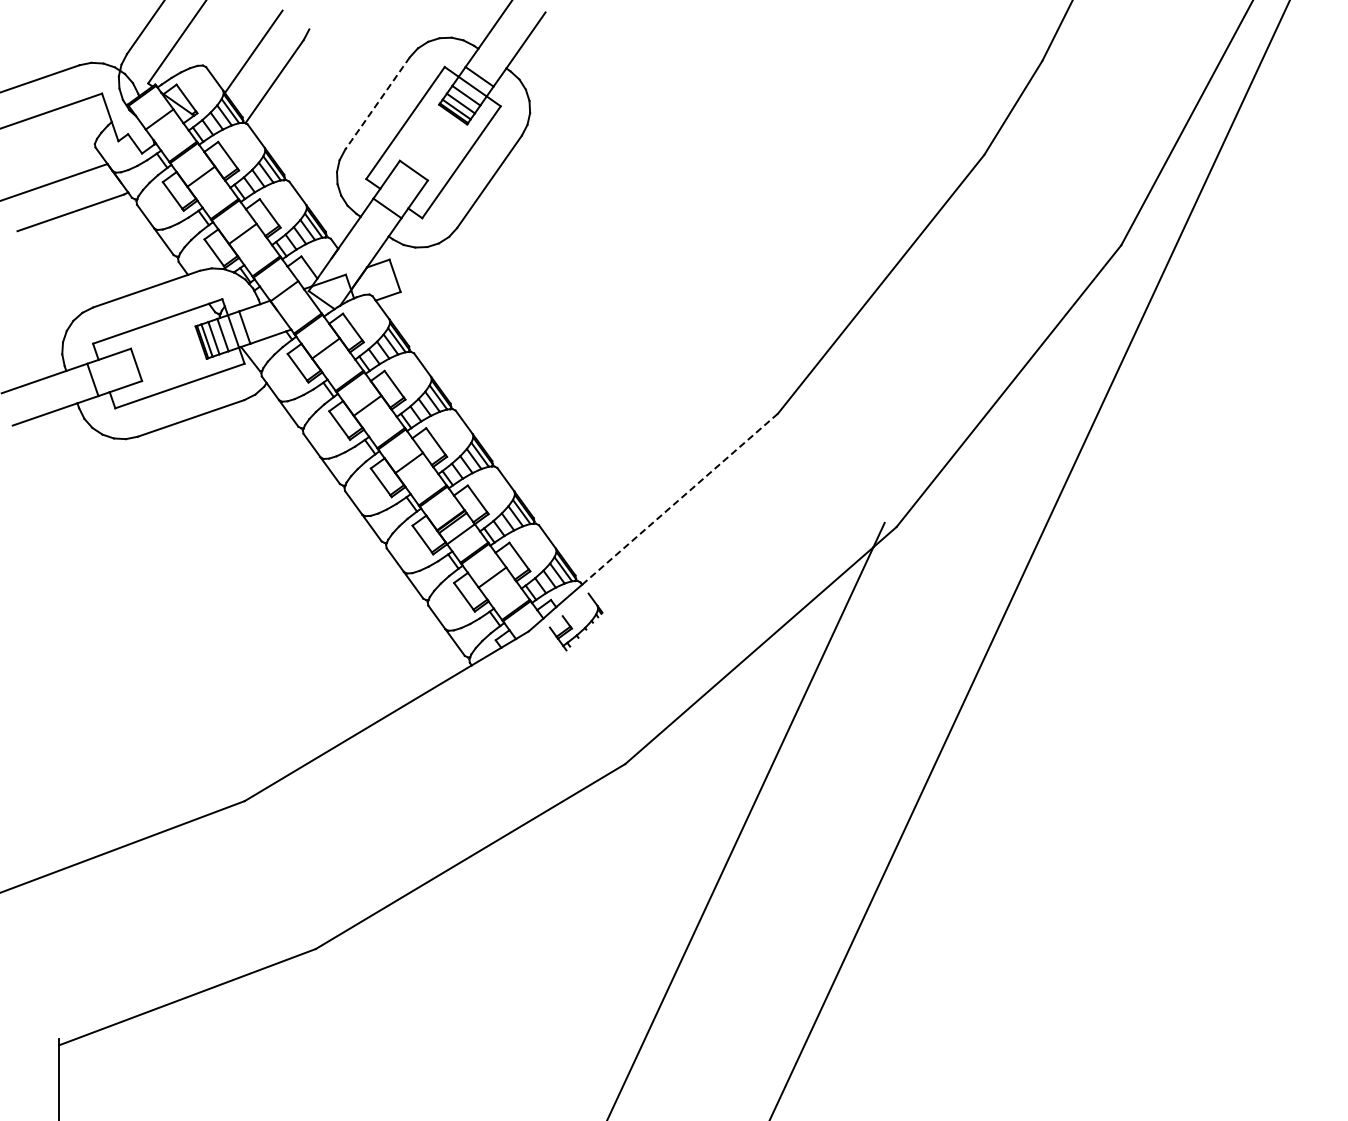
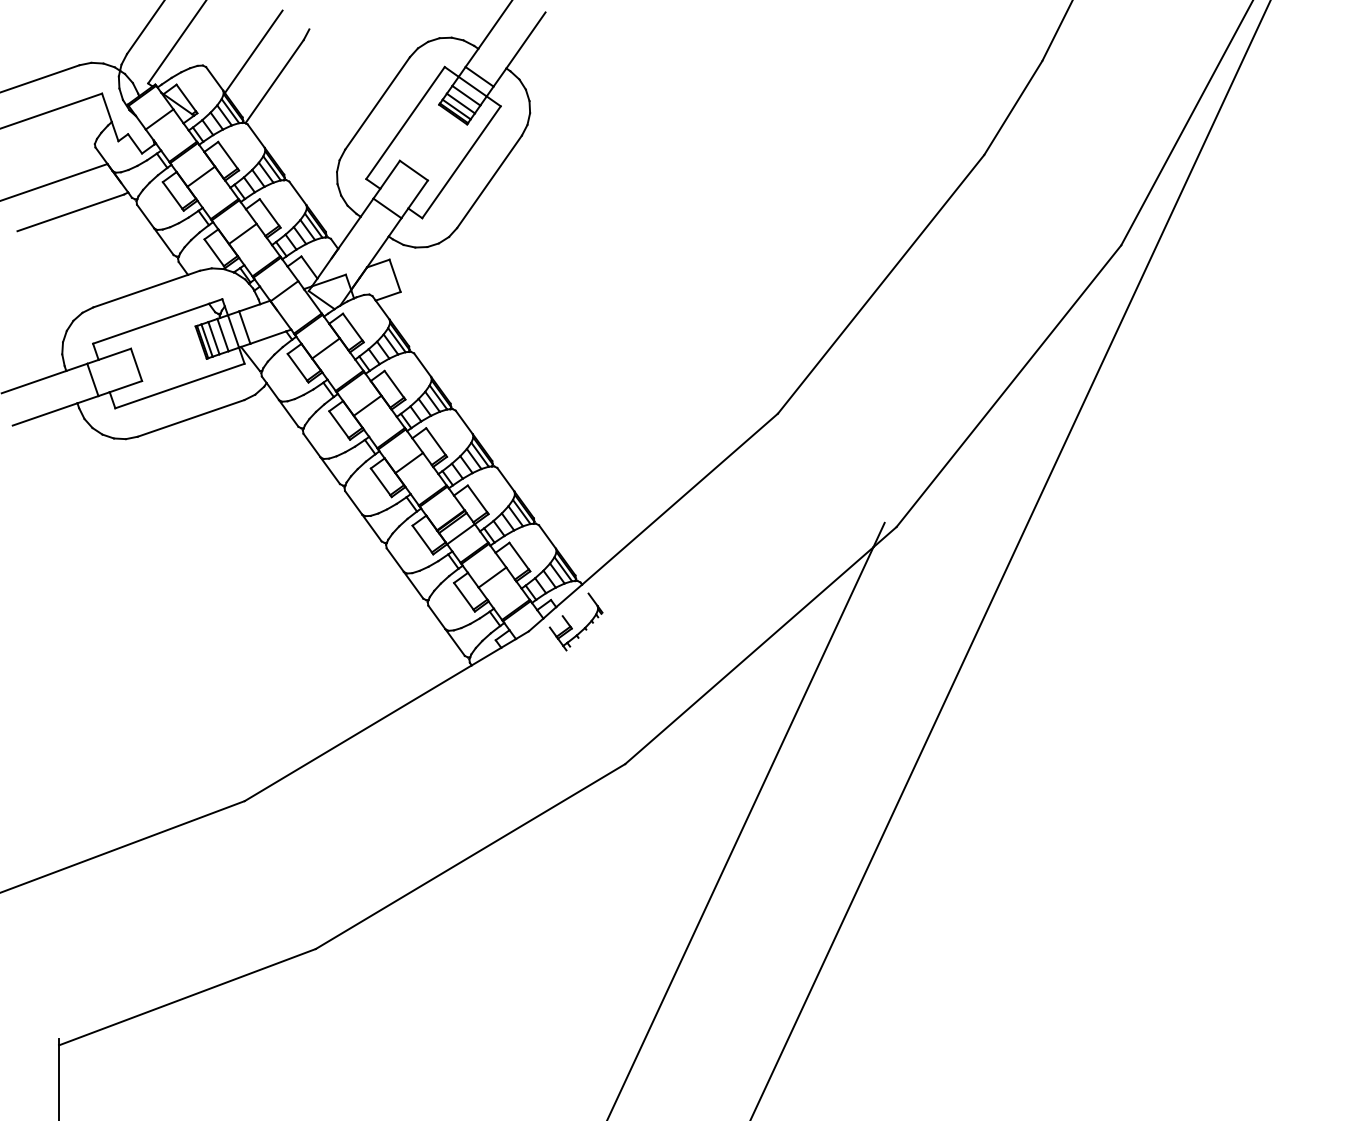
line: dashed -> solid (377, 103)
line: dashed -> solid (680, 499)
line position: (1030, 559) -> (1010, 559) (1010, 559)
